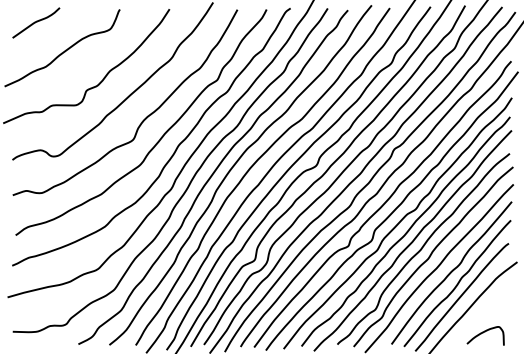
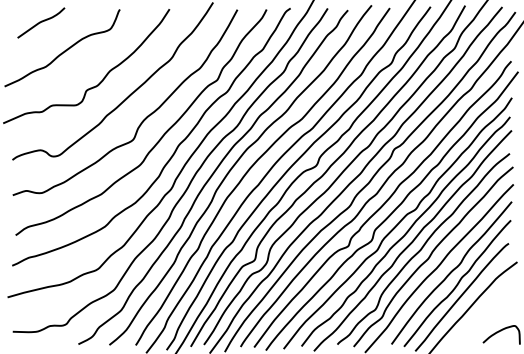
curve position: (36, 22) -> (41, 22) (41, 22)
curve position: (483, 333) -> (499, 332) (499, 332)
